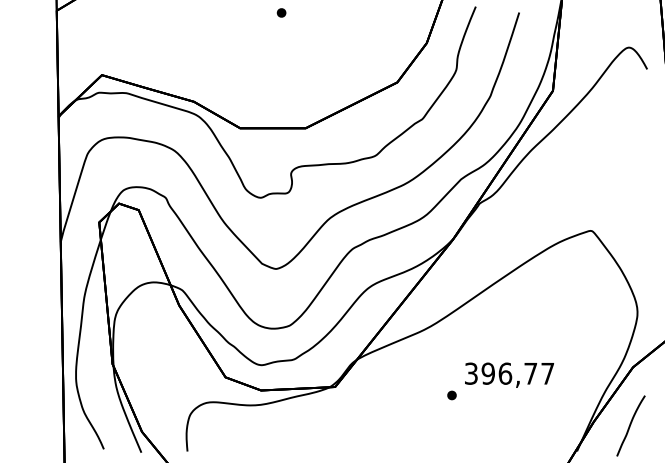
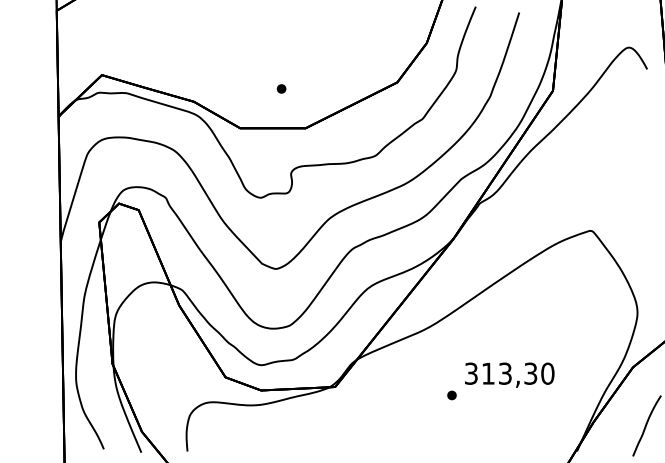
part position: (281, 12) -> (281, 88) (281, 88)
text: 396,77 -> 313,30 (517, 373)
curve position: (630, 425) -> (646, 425) (646, 425)
